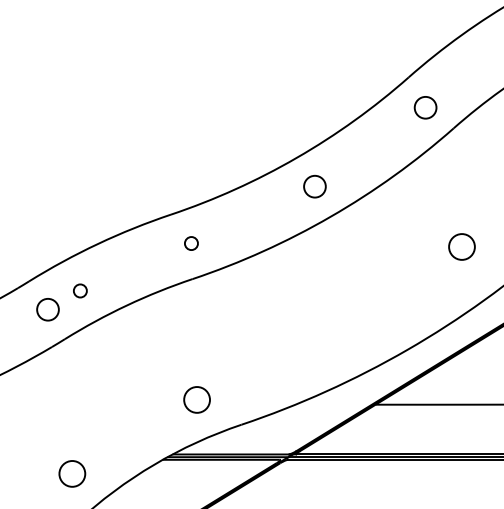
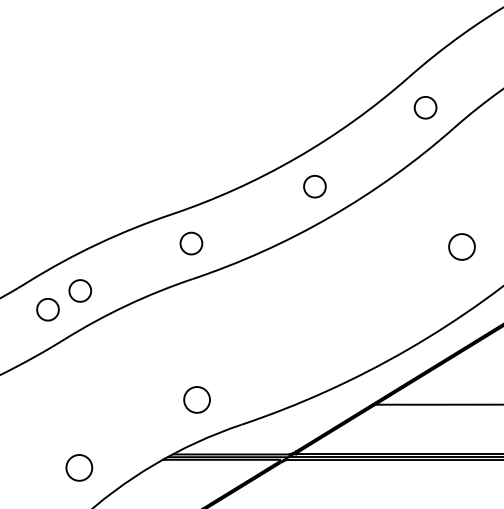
circle size: 15x15 px -> 25x25 px (191, 243)
circle size: 15x16 px -> 25x24 px (80, 290)
circle position: (72, 473) -> (79, 467) (79, 467)
